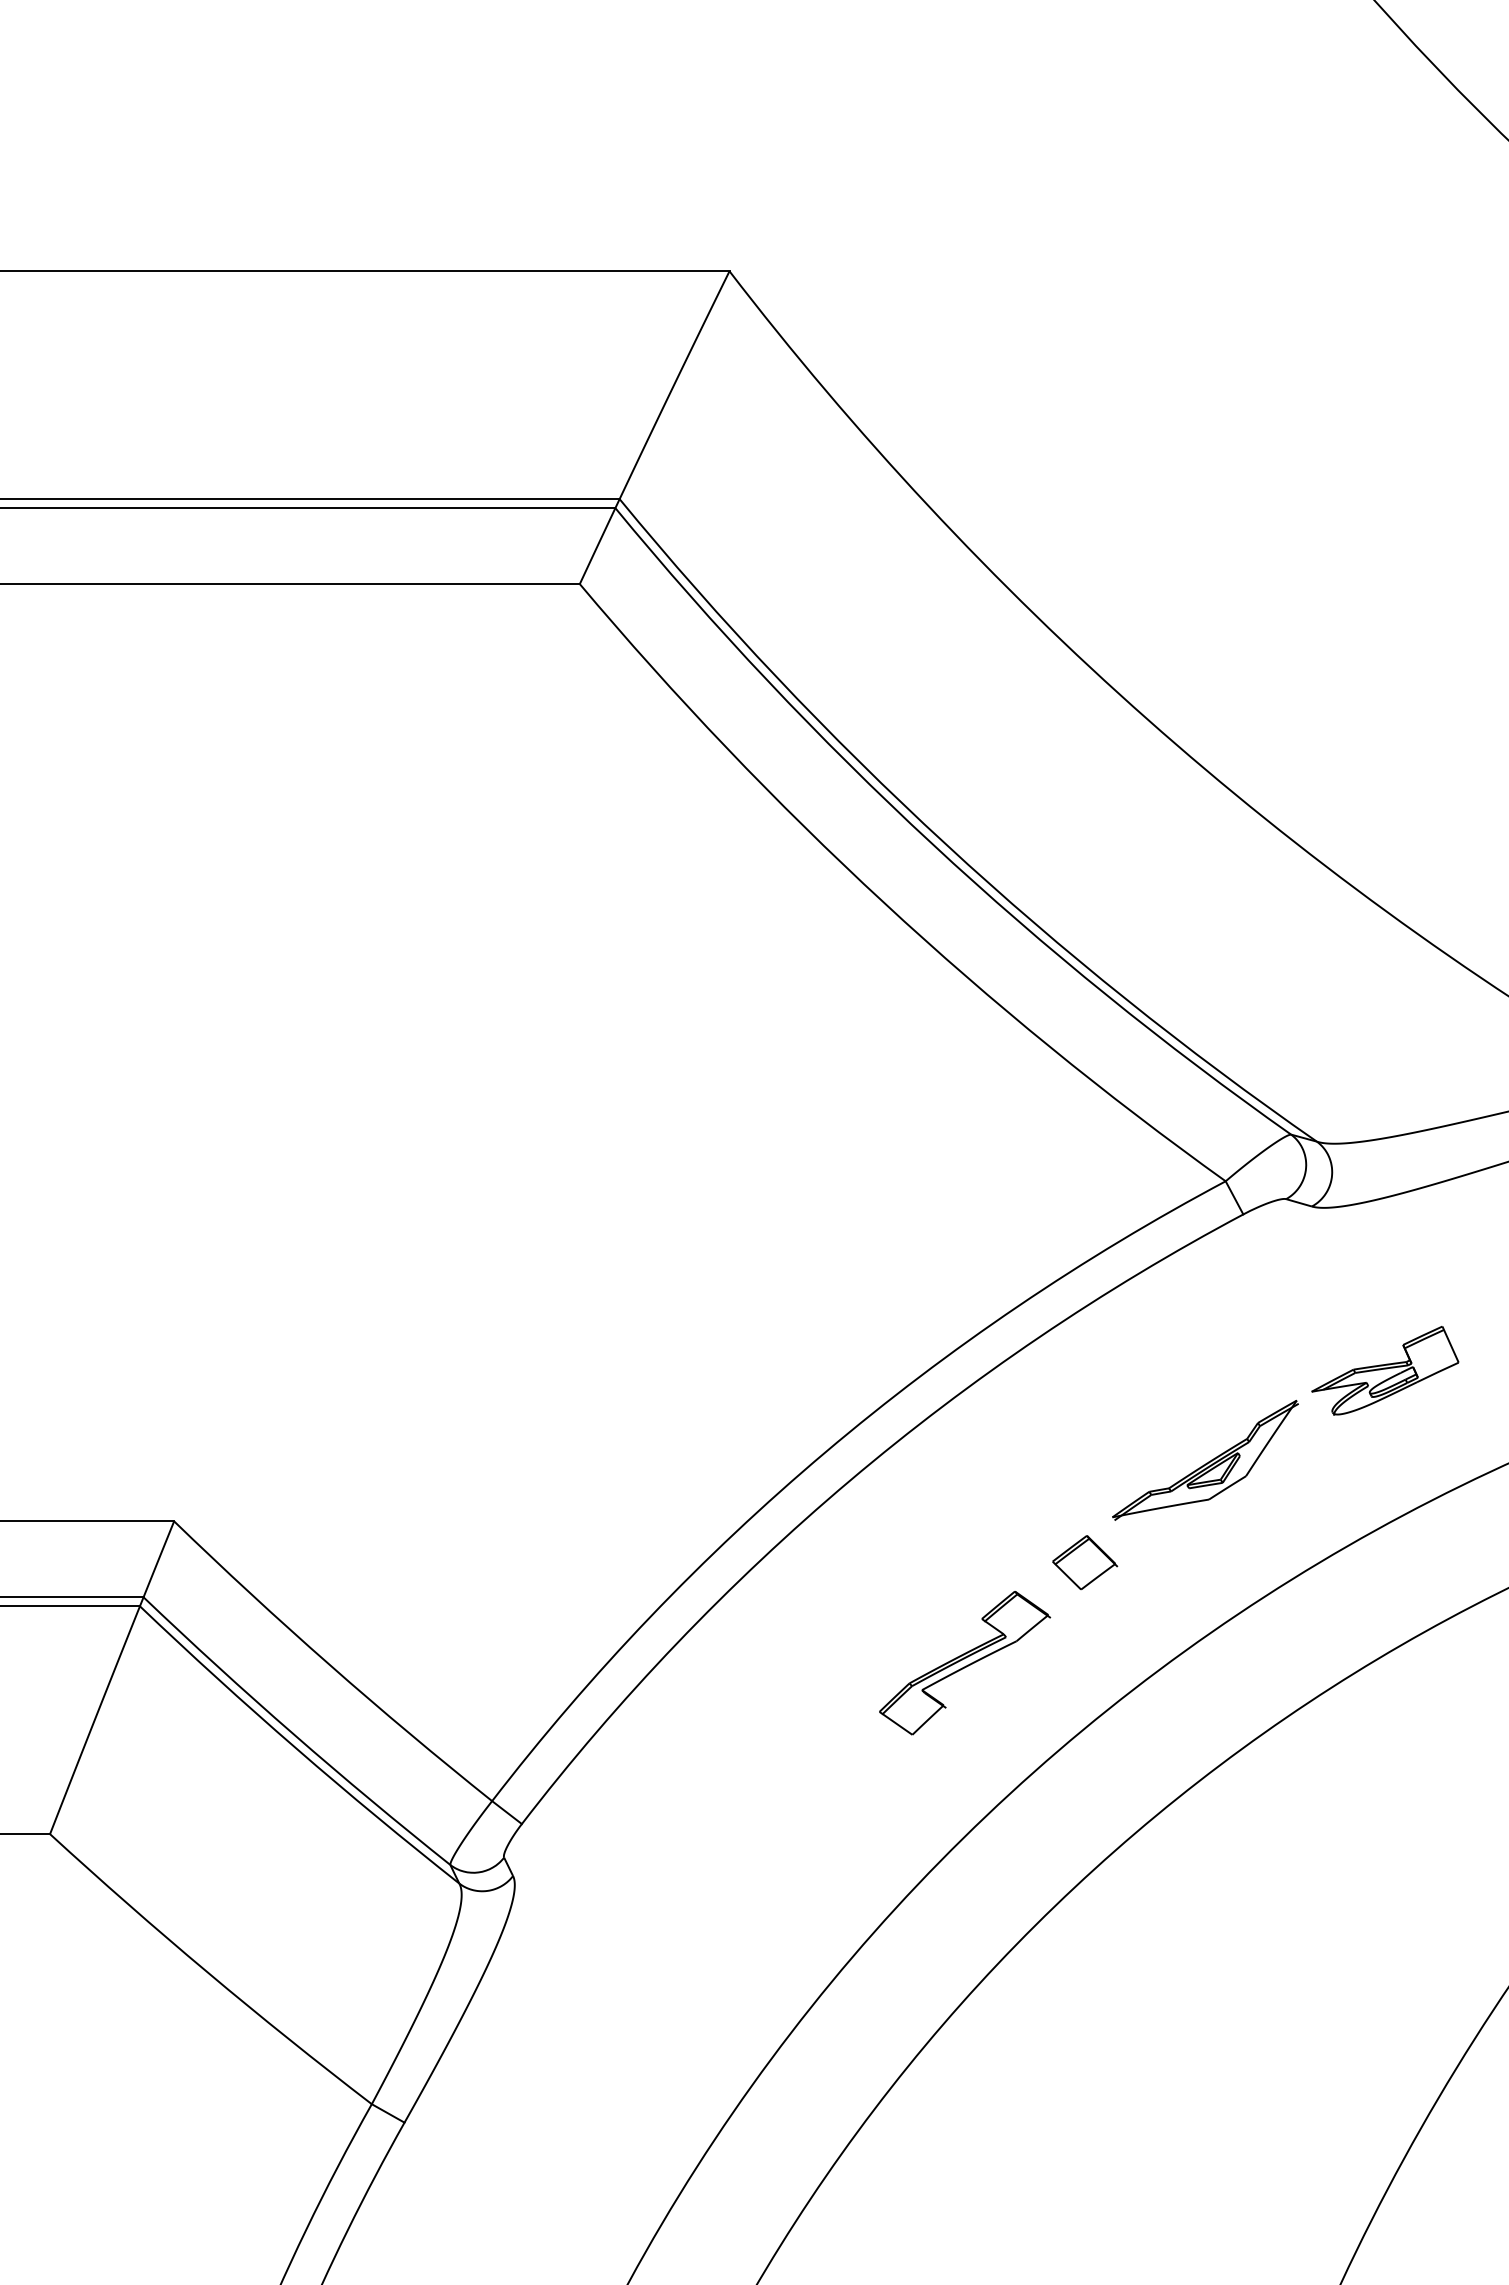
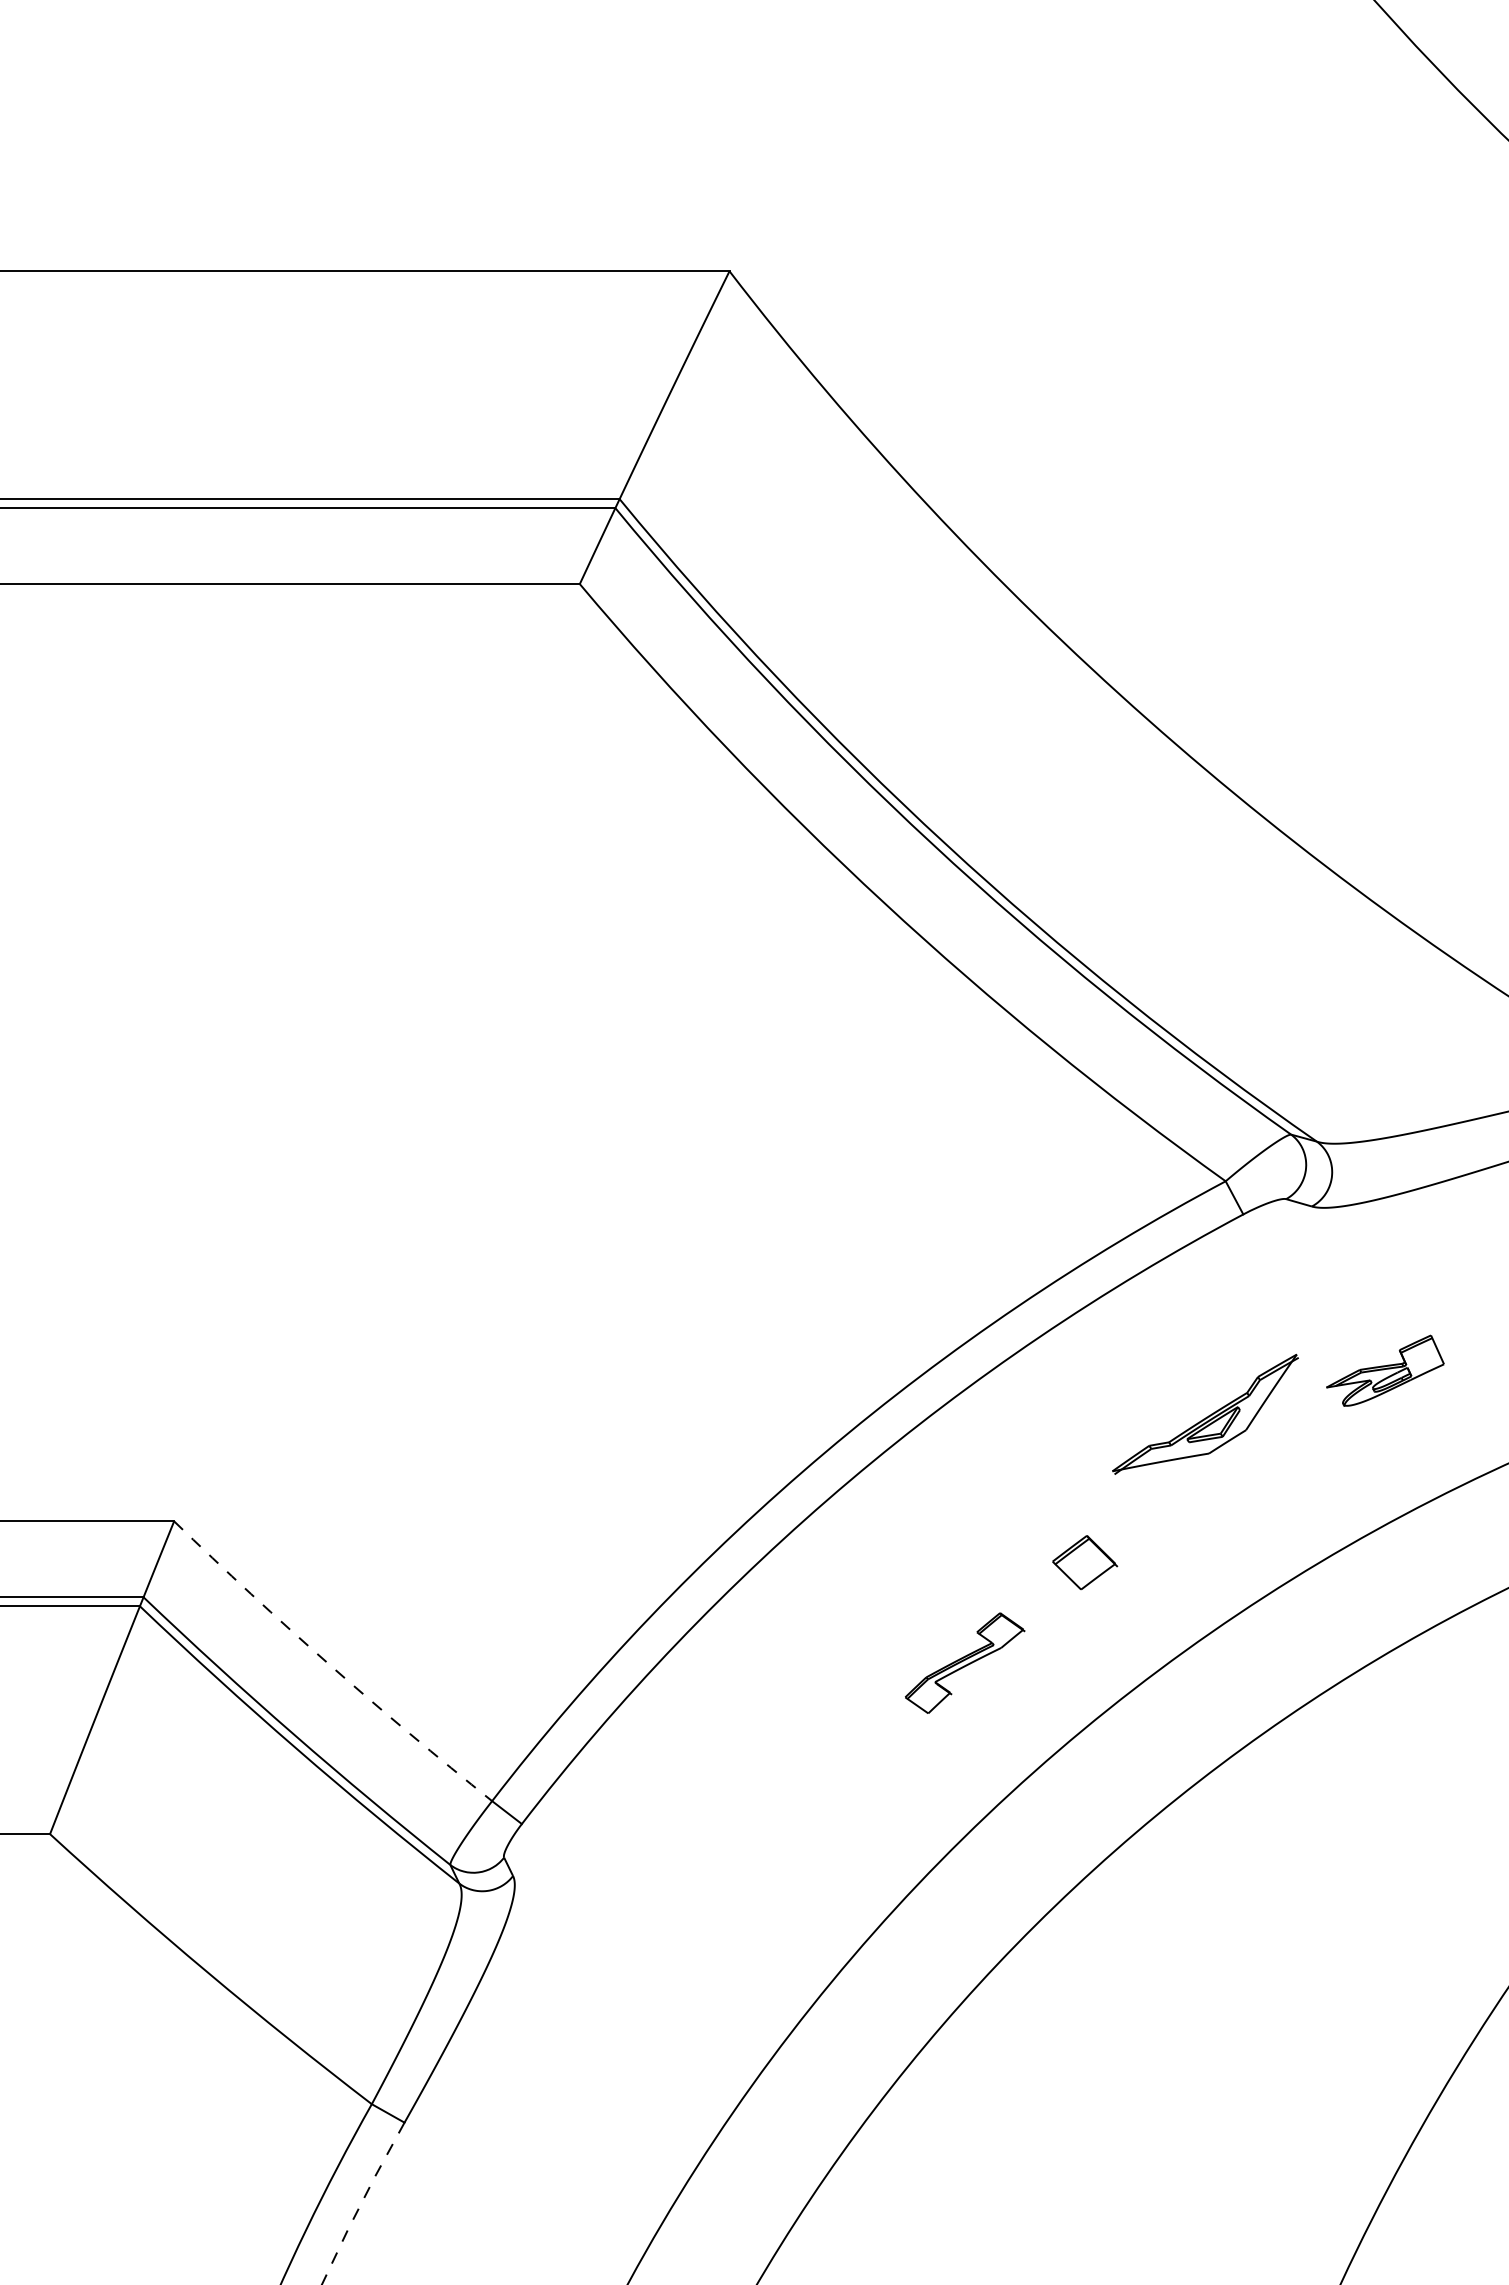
part size: 149x90 px -> 119x73 px (1385, 1370)
part position: (1205, 1459) -> (1205, 1413) (1205, 1413)
part size: 173x145 px -> 121x102 px (965, 1662)
arc: solid -> dashed (329, 1665)
arc: solid -> dashed (361, 2203)
